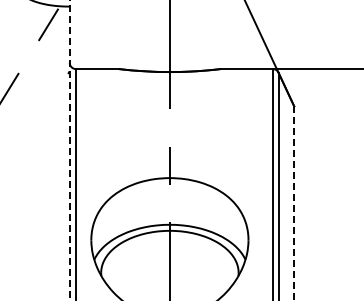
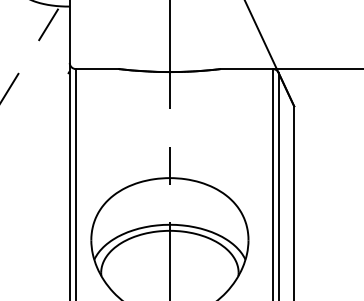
line: dashed -> solid (69, 150)
line: dashed -> solid (294, 203)
